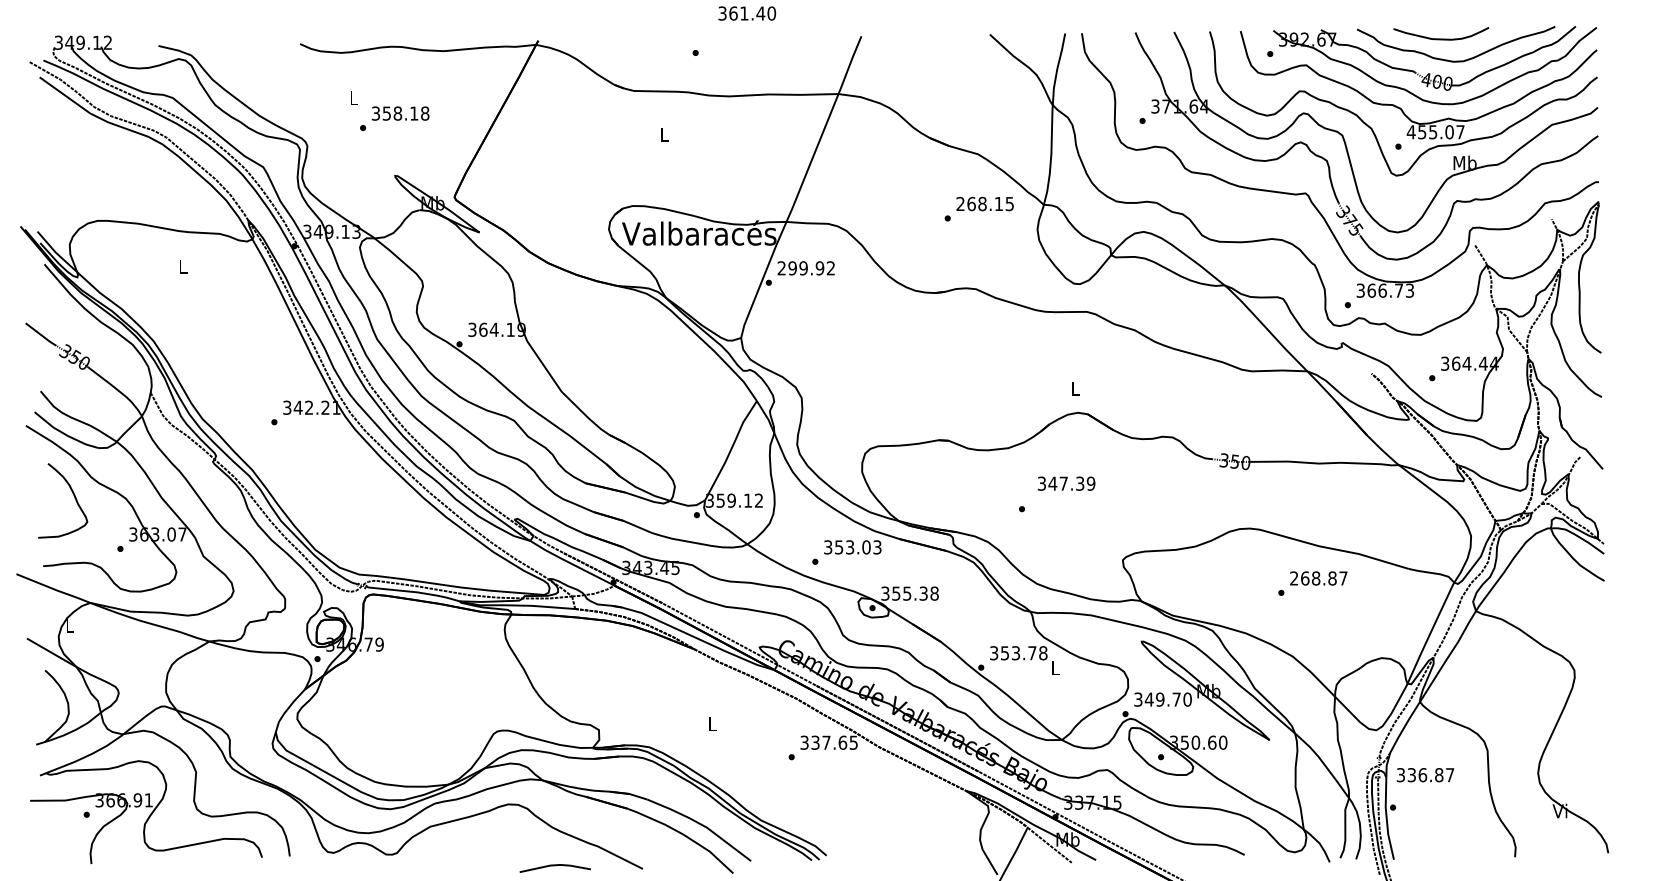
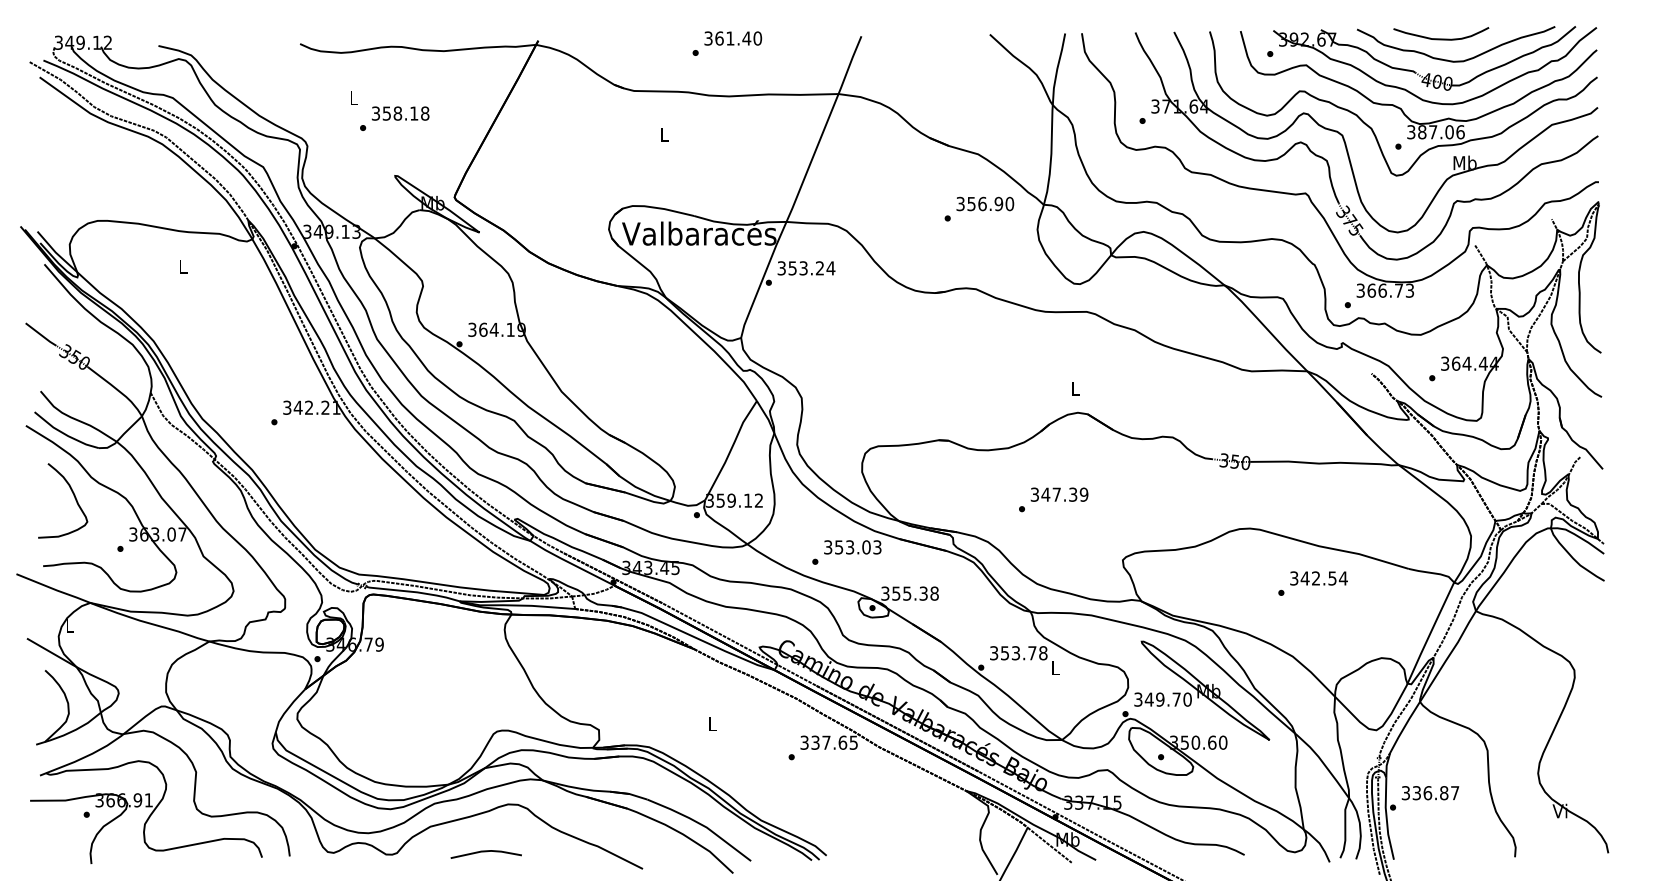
text position: (747, 13) -> (733, 38) (733, 38)
text: 455.07 -> 387.06 (1435, 132)
text: 268.15 -> 356.90 (985, 203)
text: 299.92 -> 353.24 (806, 268)
text position: (1066, 483) -> (1059, 494) (1059, 494)
text: 268.87 -> 342.54 (1318, 578)
text position: (1425, 775) -> (1430, 793) (1430, 793)
line position: (554, 866) -> (485, 852) (485, 852)
